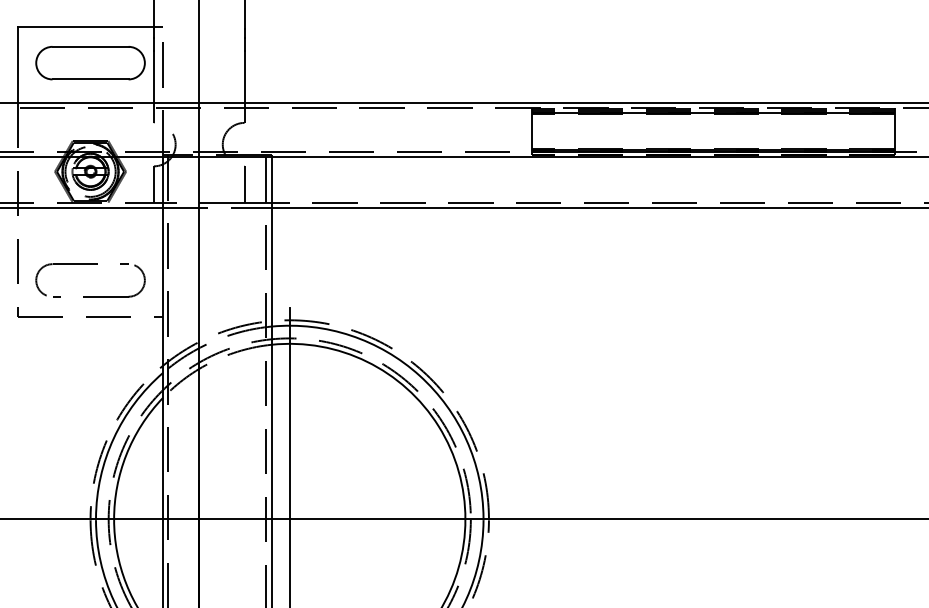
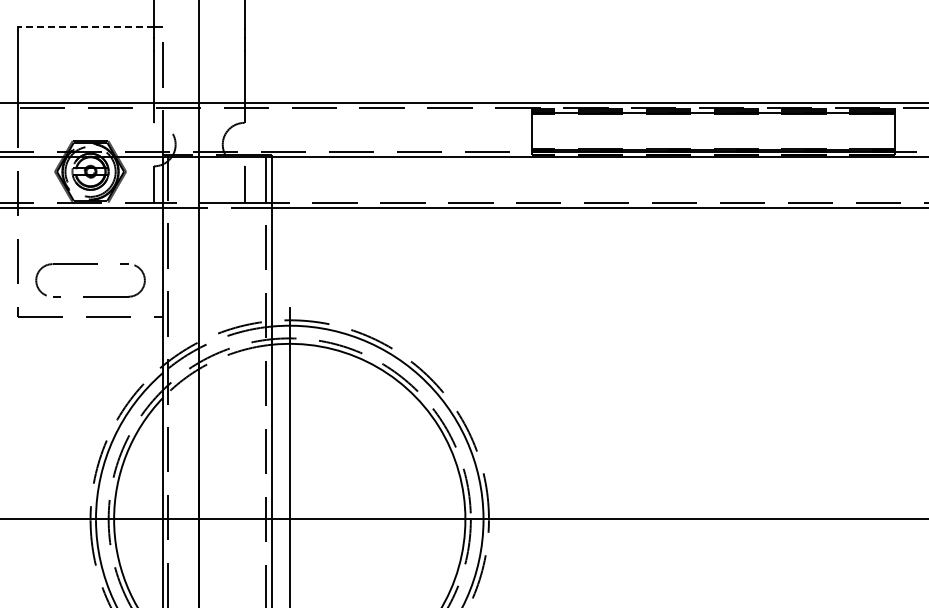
line: solid -> dashed (86, 26)
part: present -> none (90, 63)
